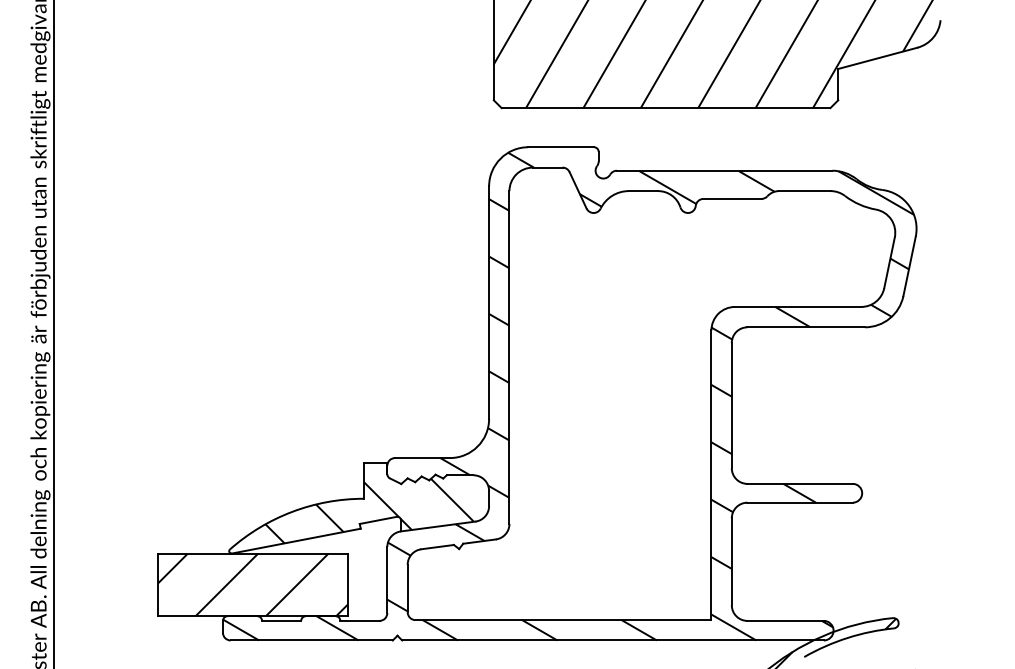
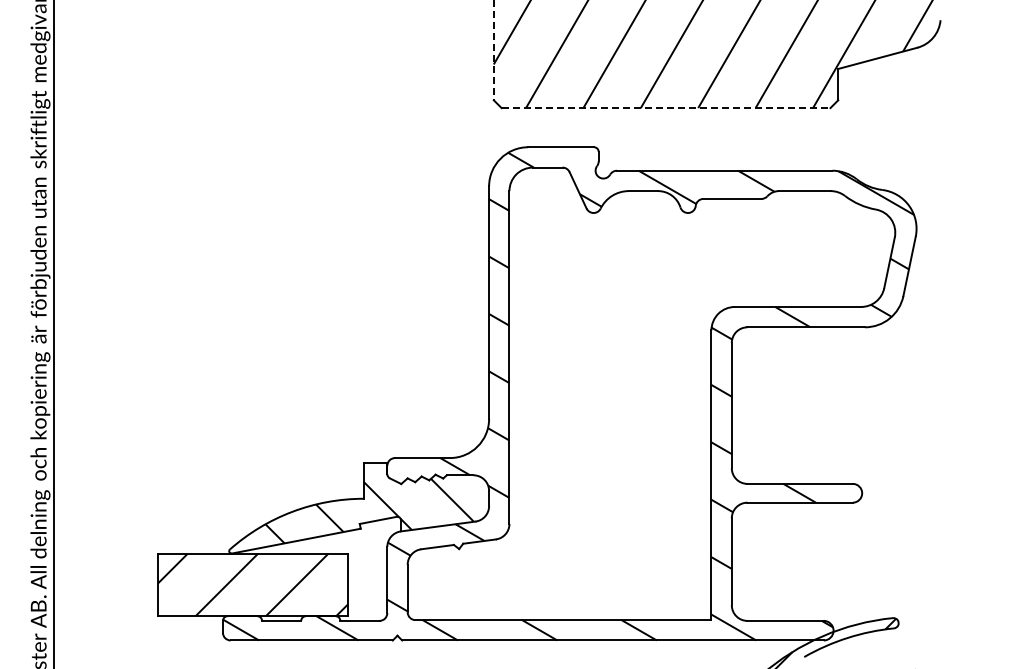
line: solid -> dashed (493, 50)
line: solid -> dashed (666, 108)
